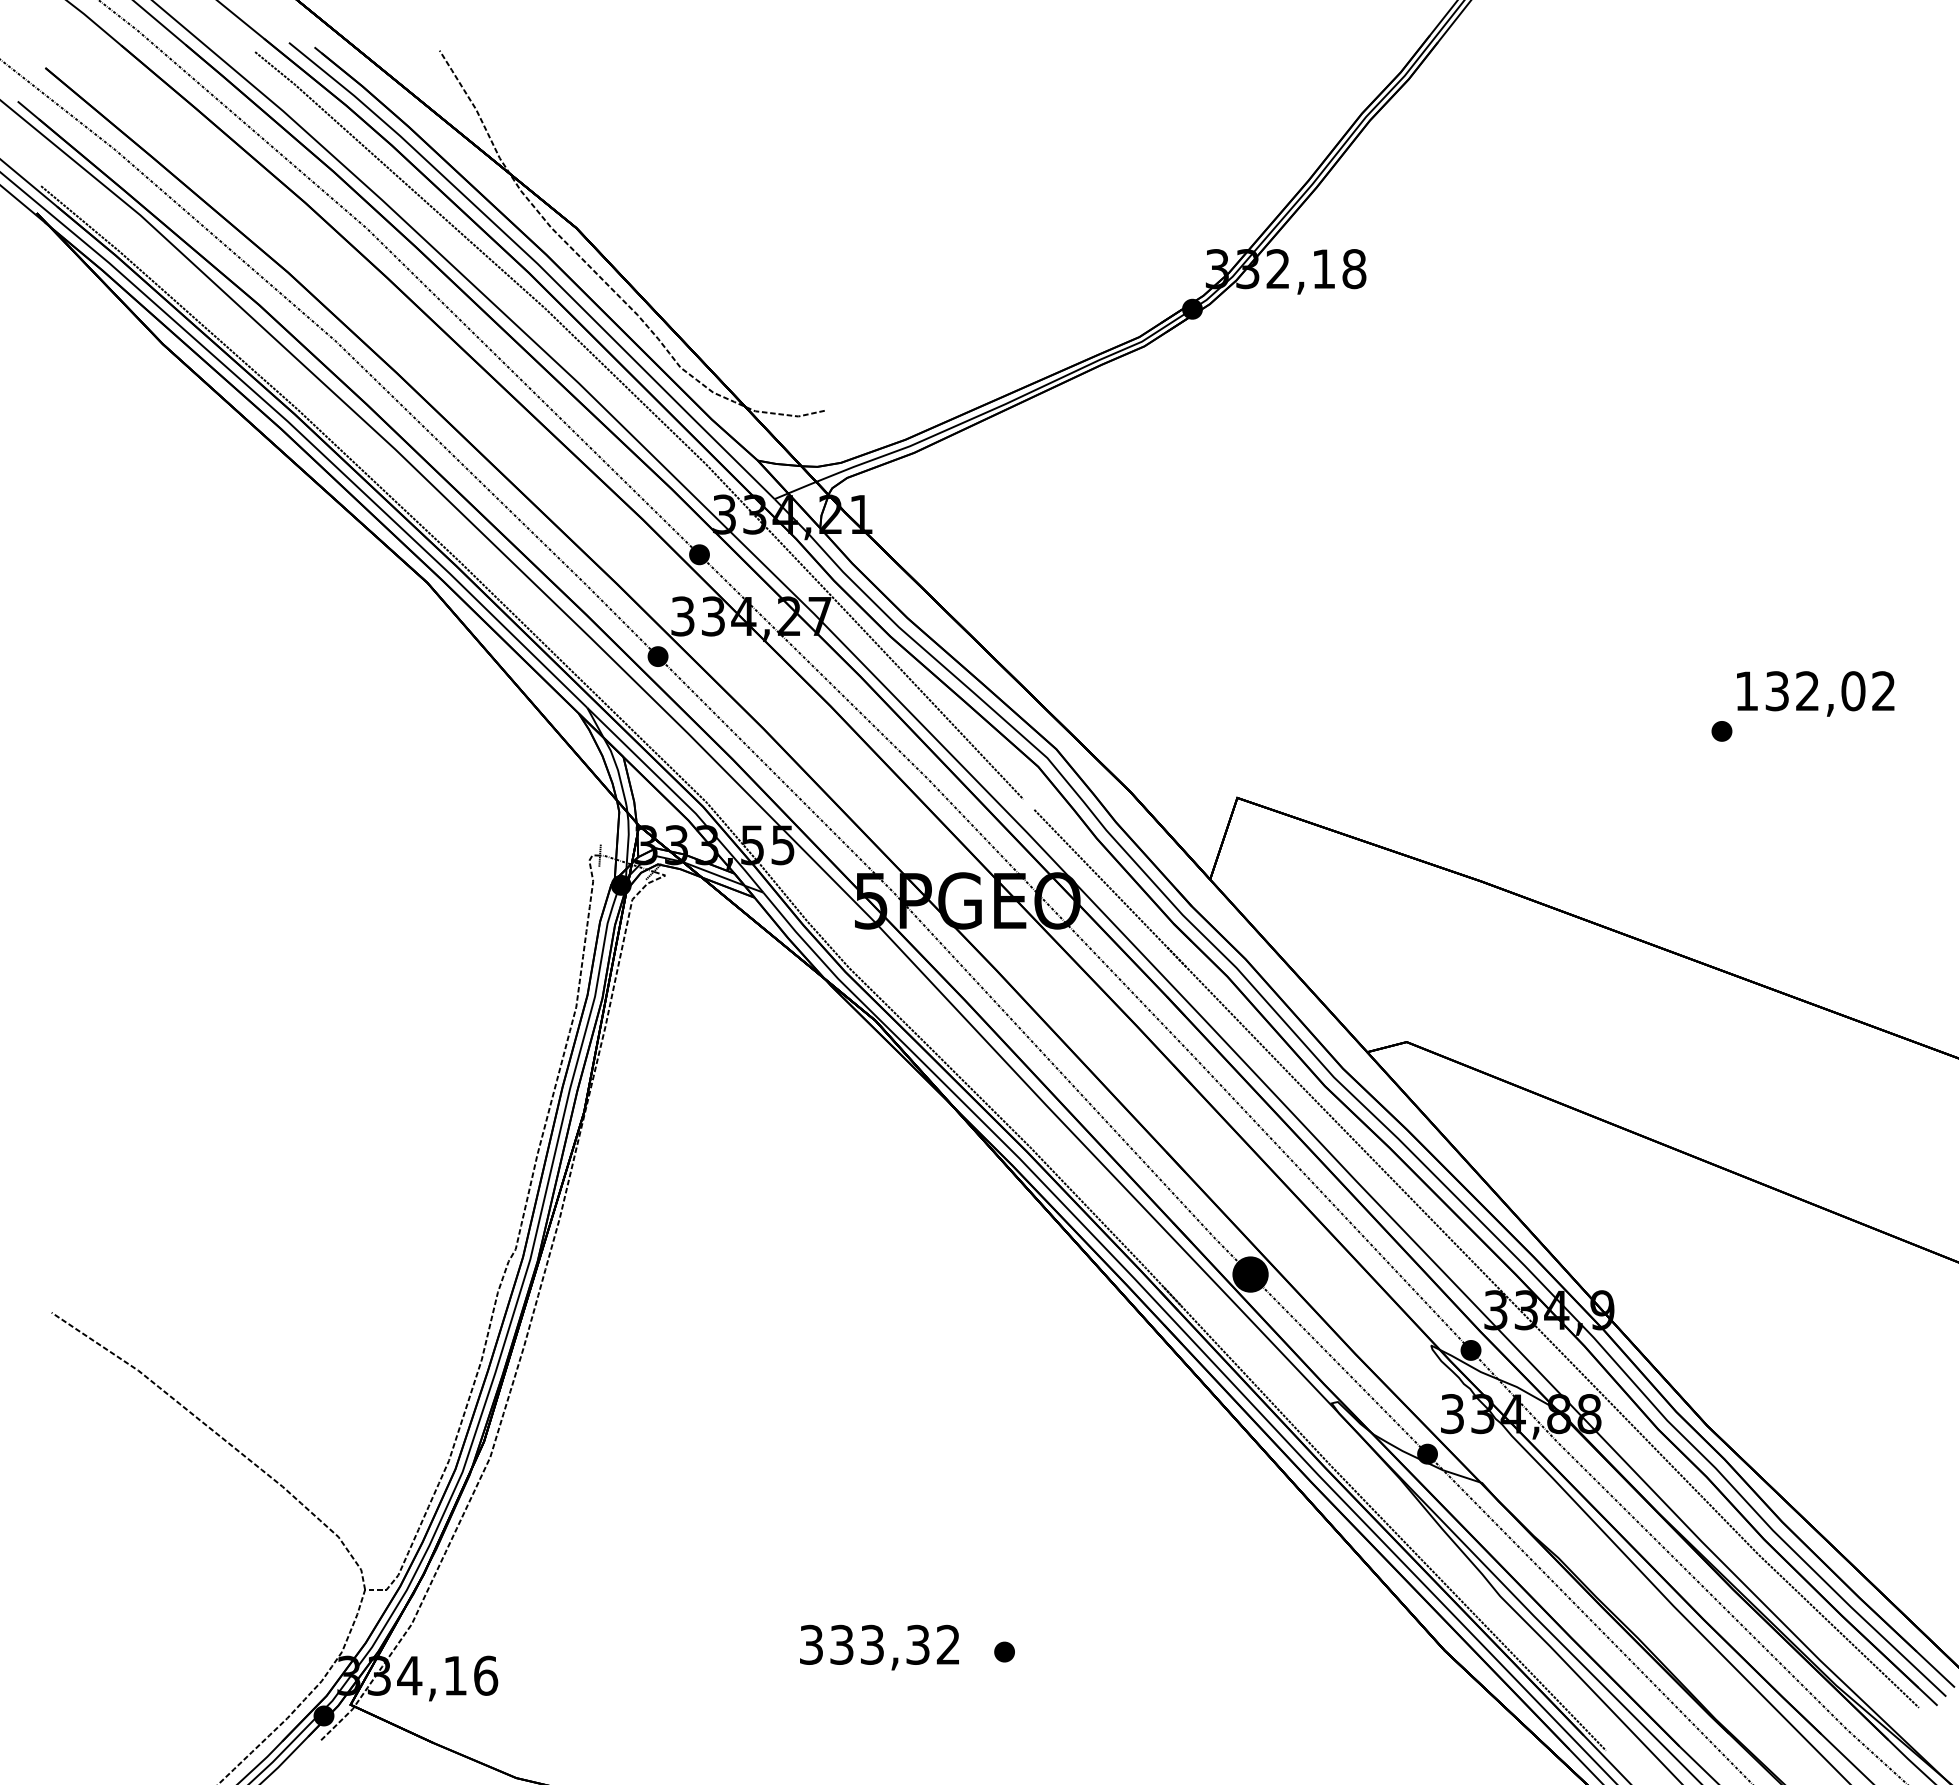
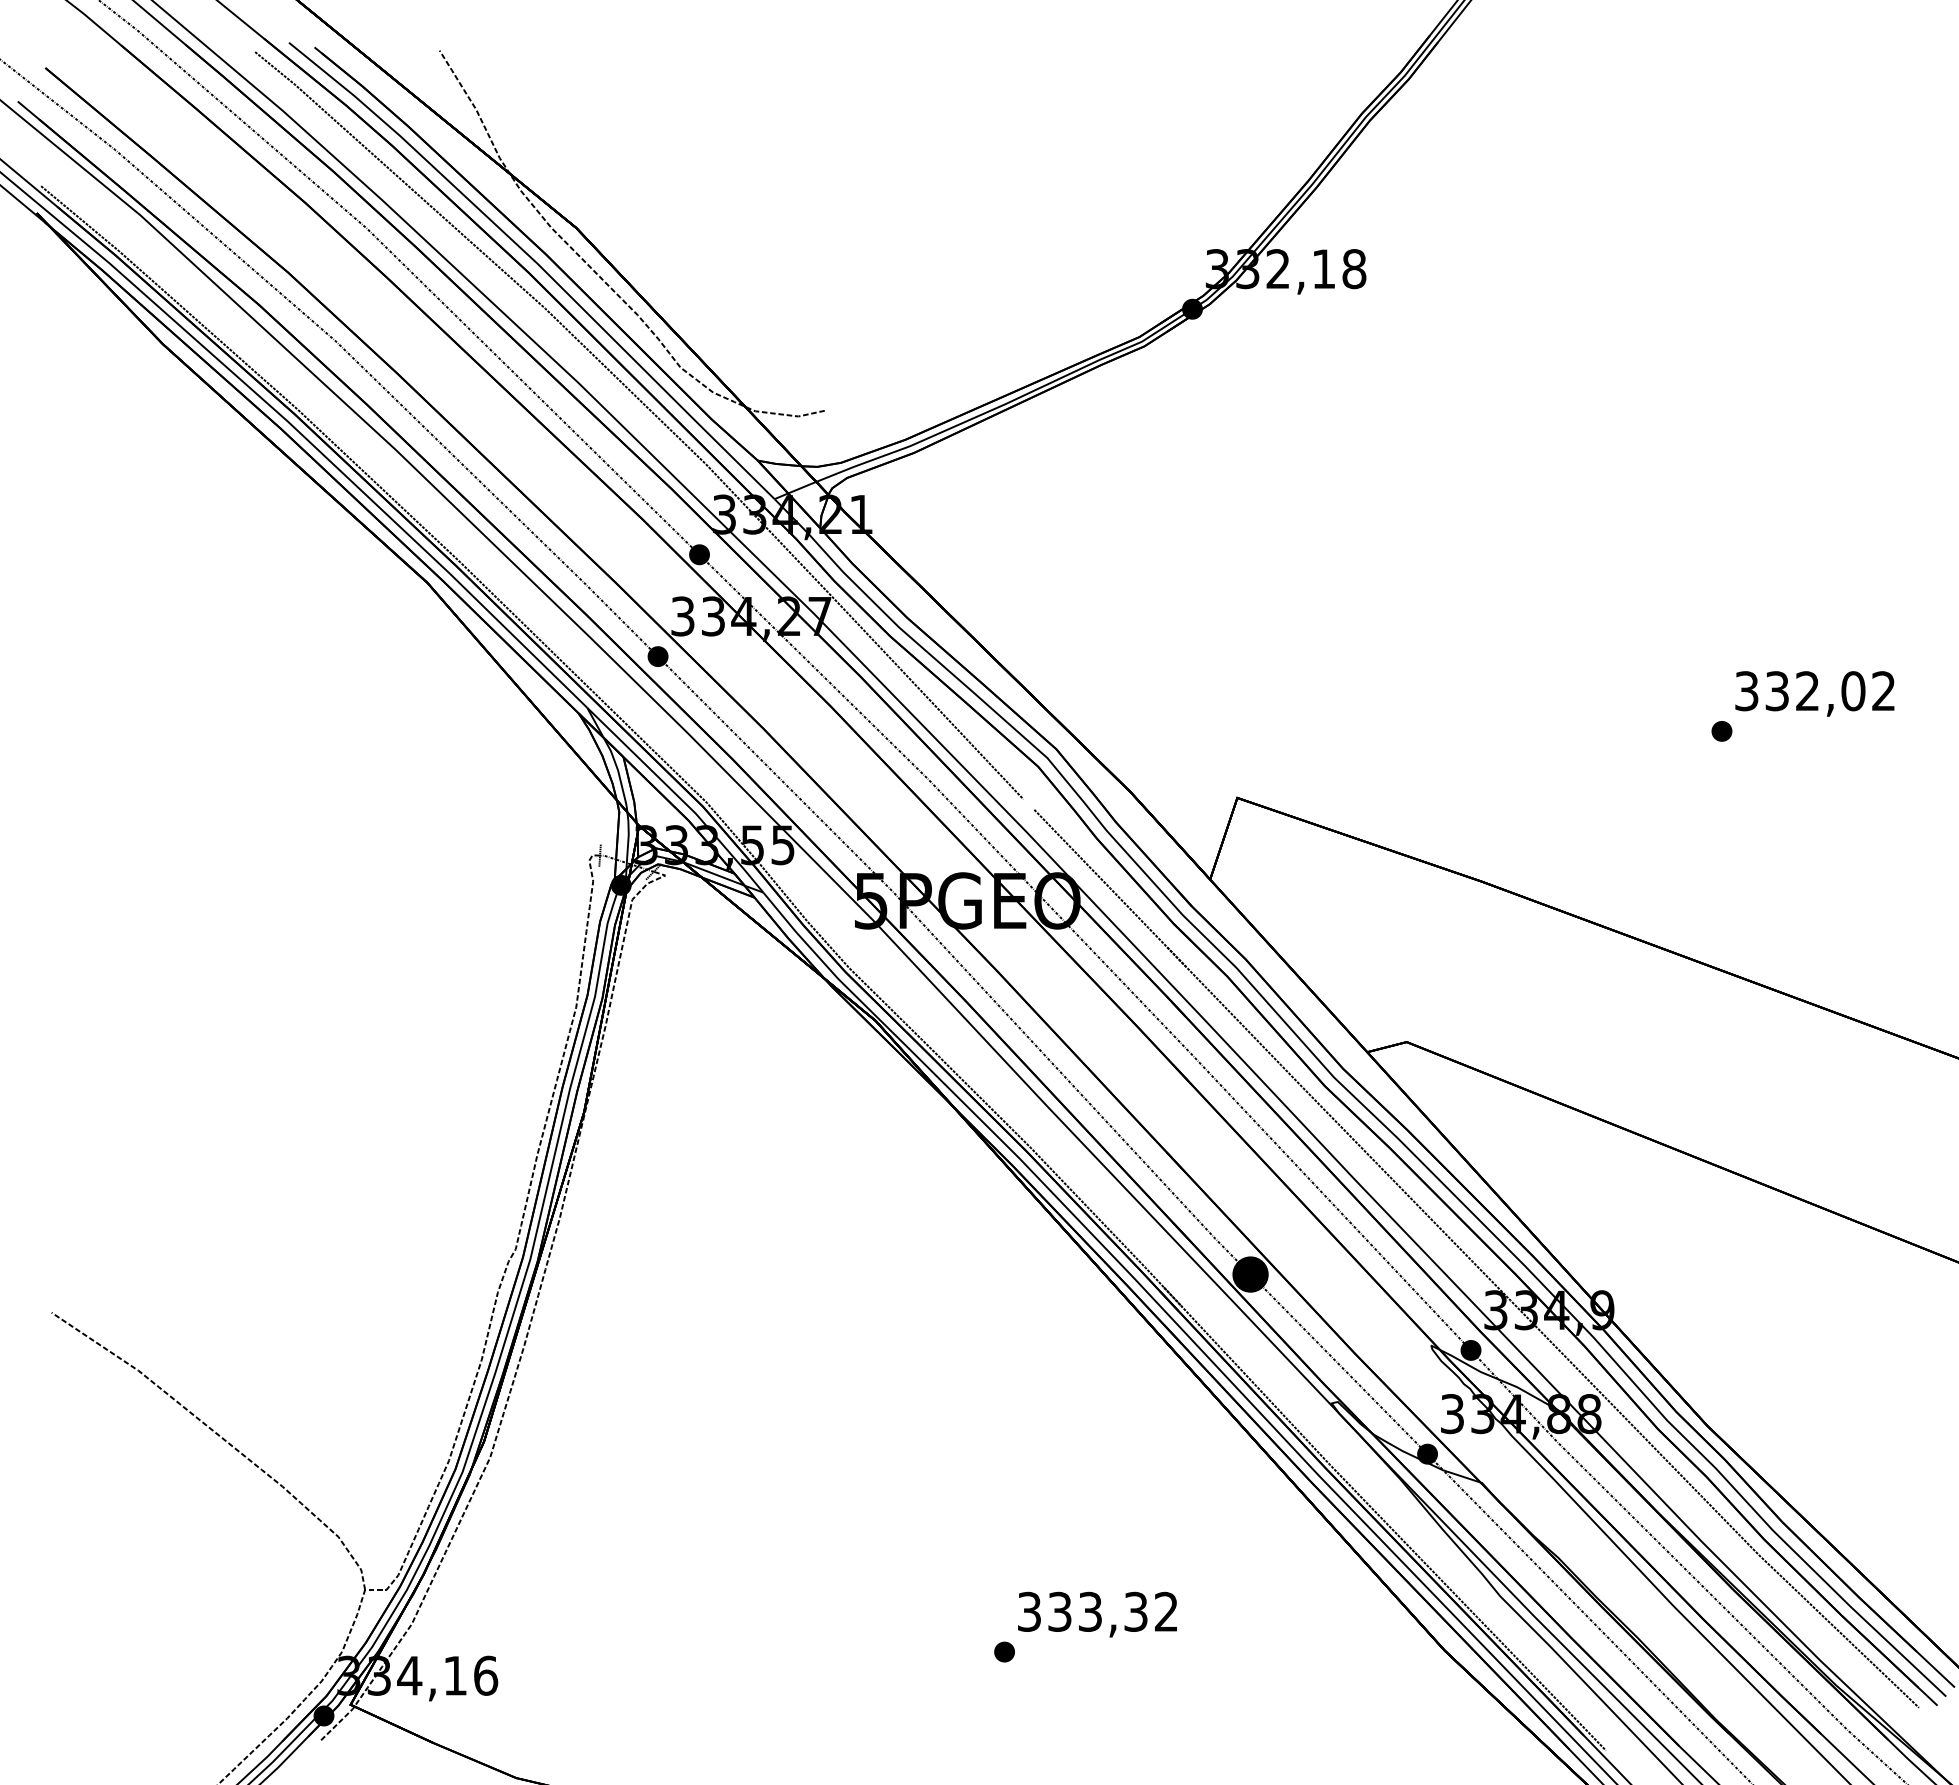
text: 132,02 -> 332,02 (1746, 691)
text position: (879, 1647) -> (1097, 1614) (1097, 1614)
